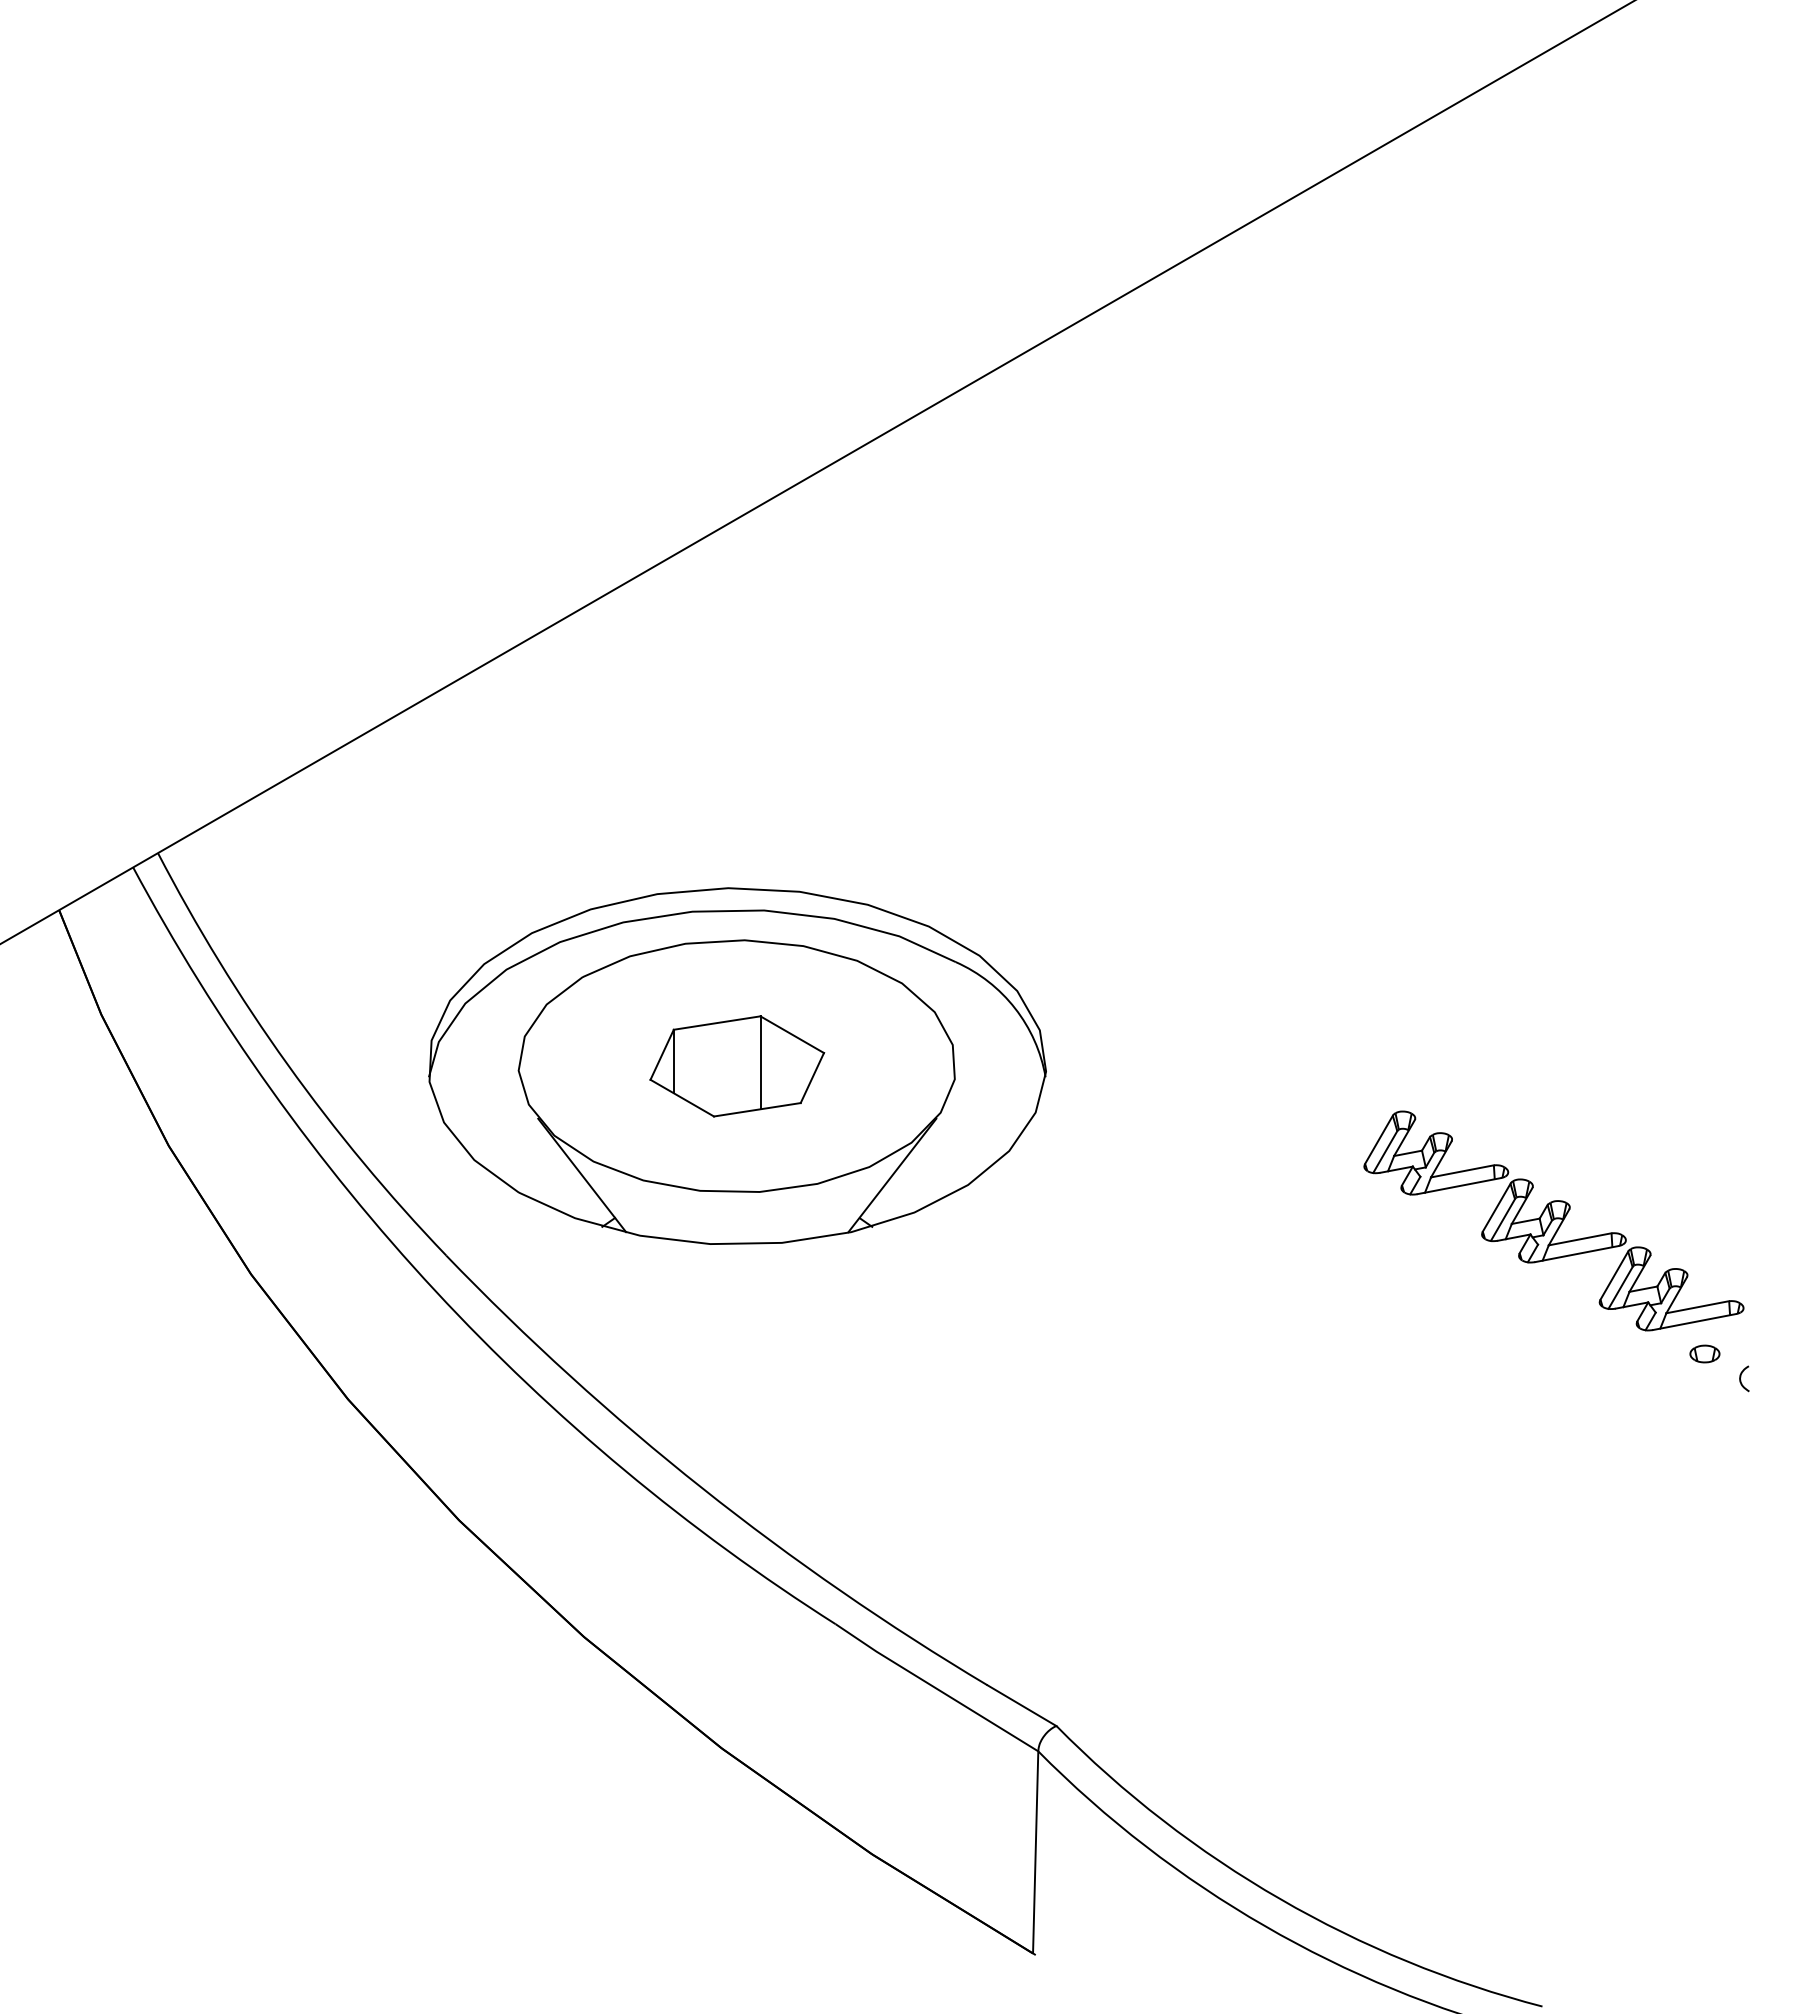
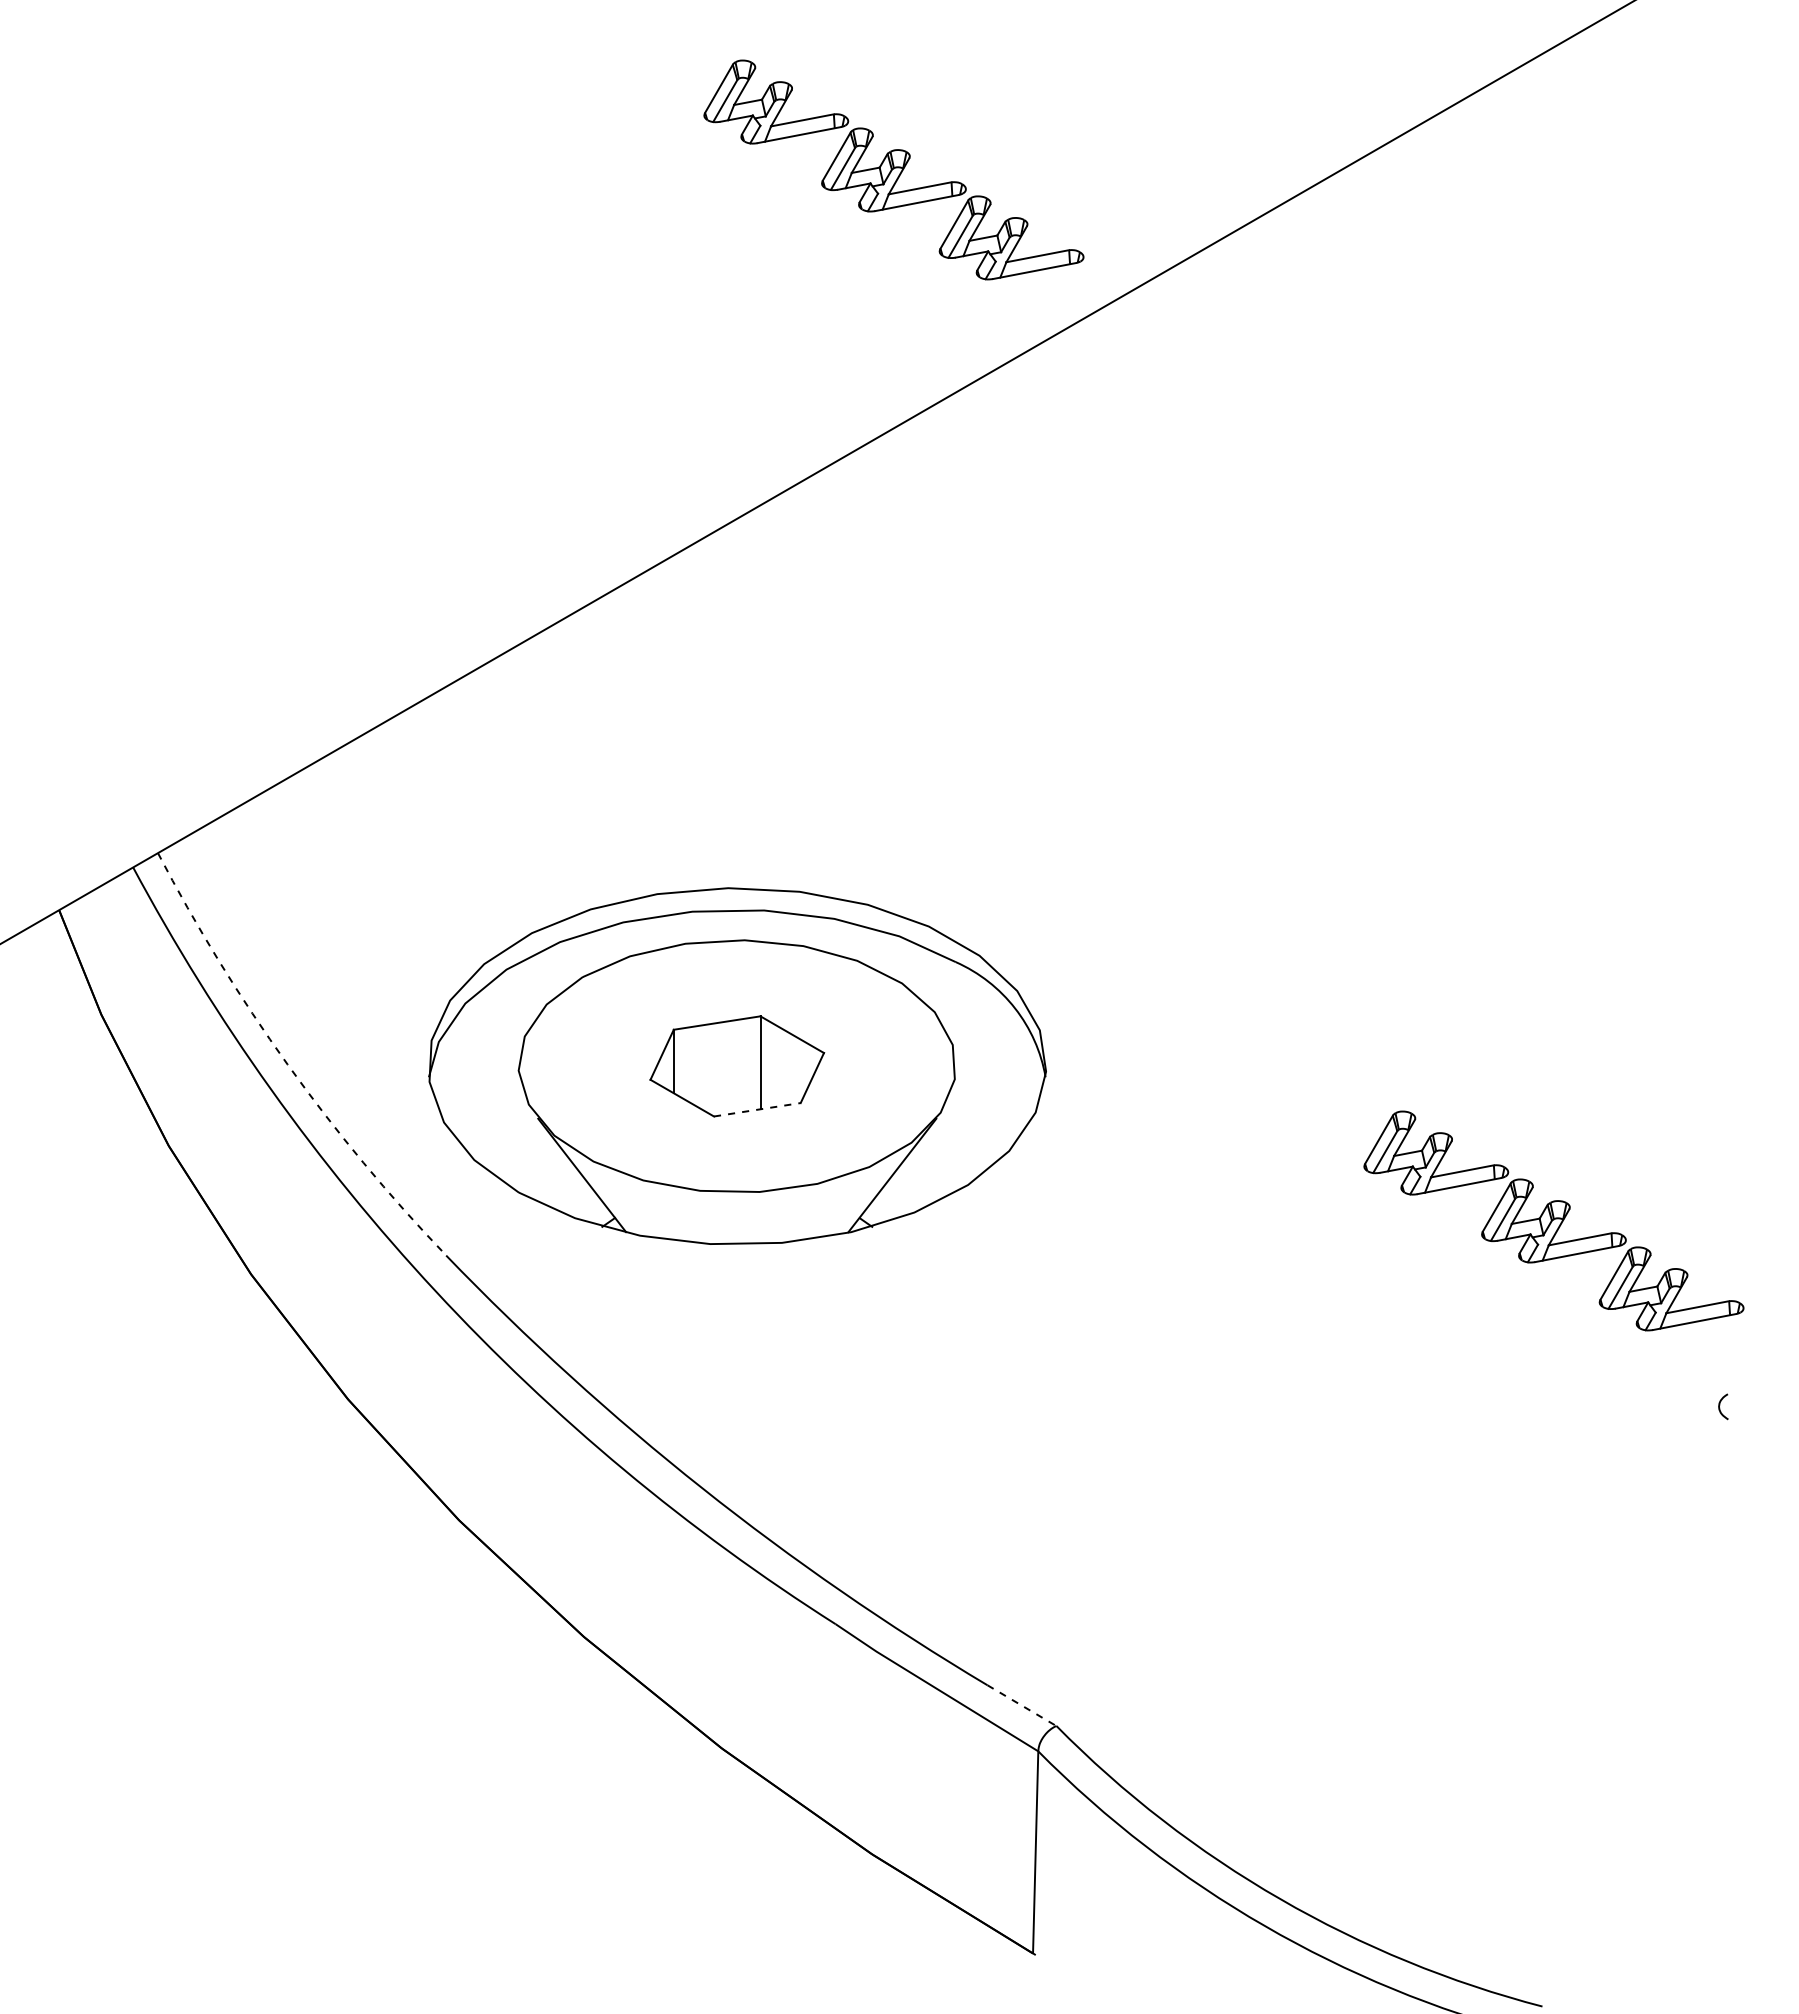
part: none -> present (893, 169)
arc: solid -> dashed (287, 1064)
line: solid -> dashed (757, 1109)
part: present -> none (1704, 1353)
curve position: (1741, 1377) -> (1720, 1405) (1720, 1405)
line: solid -> dashed (1022, 1705)
